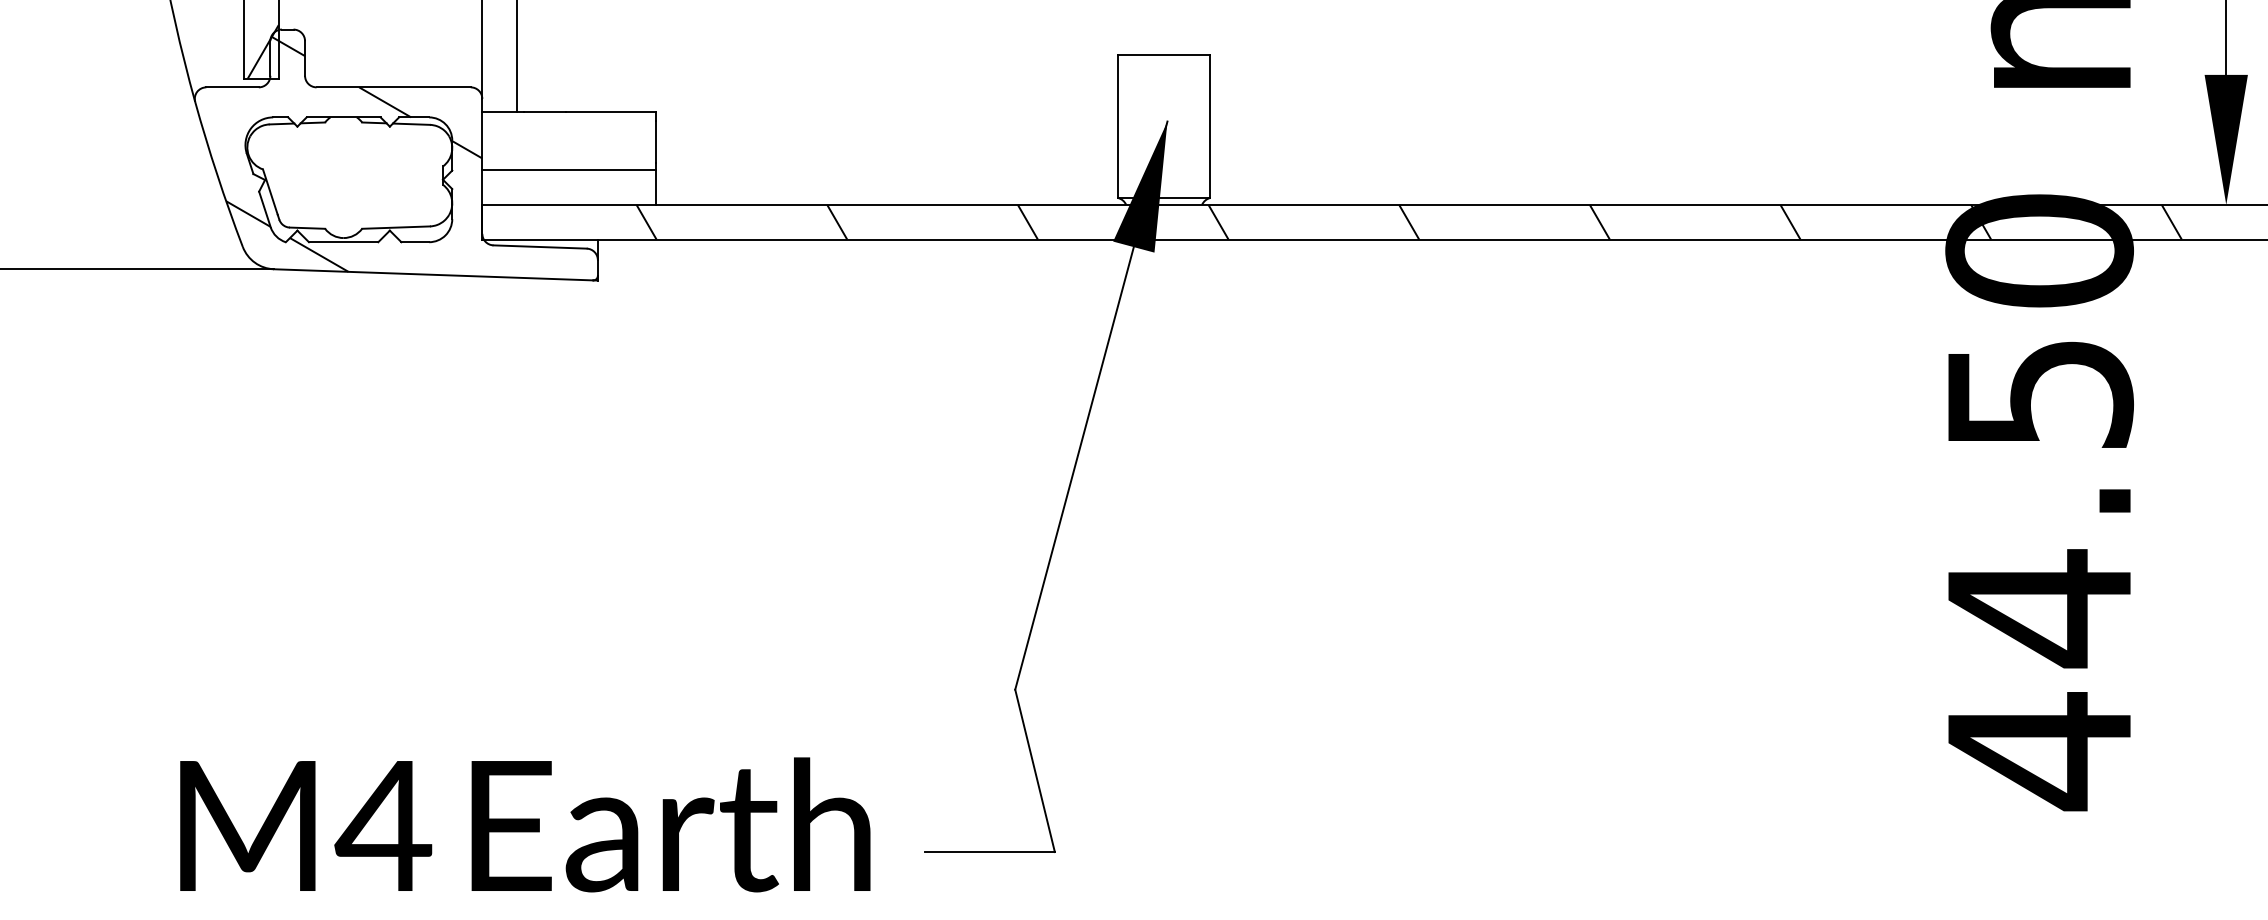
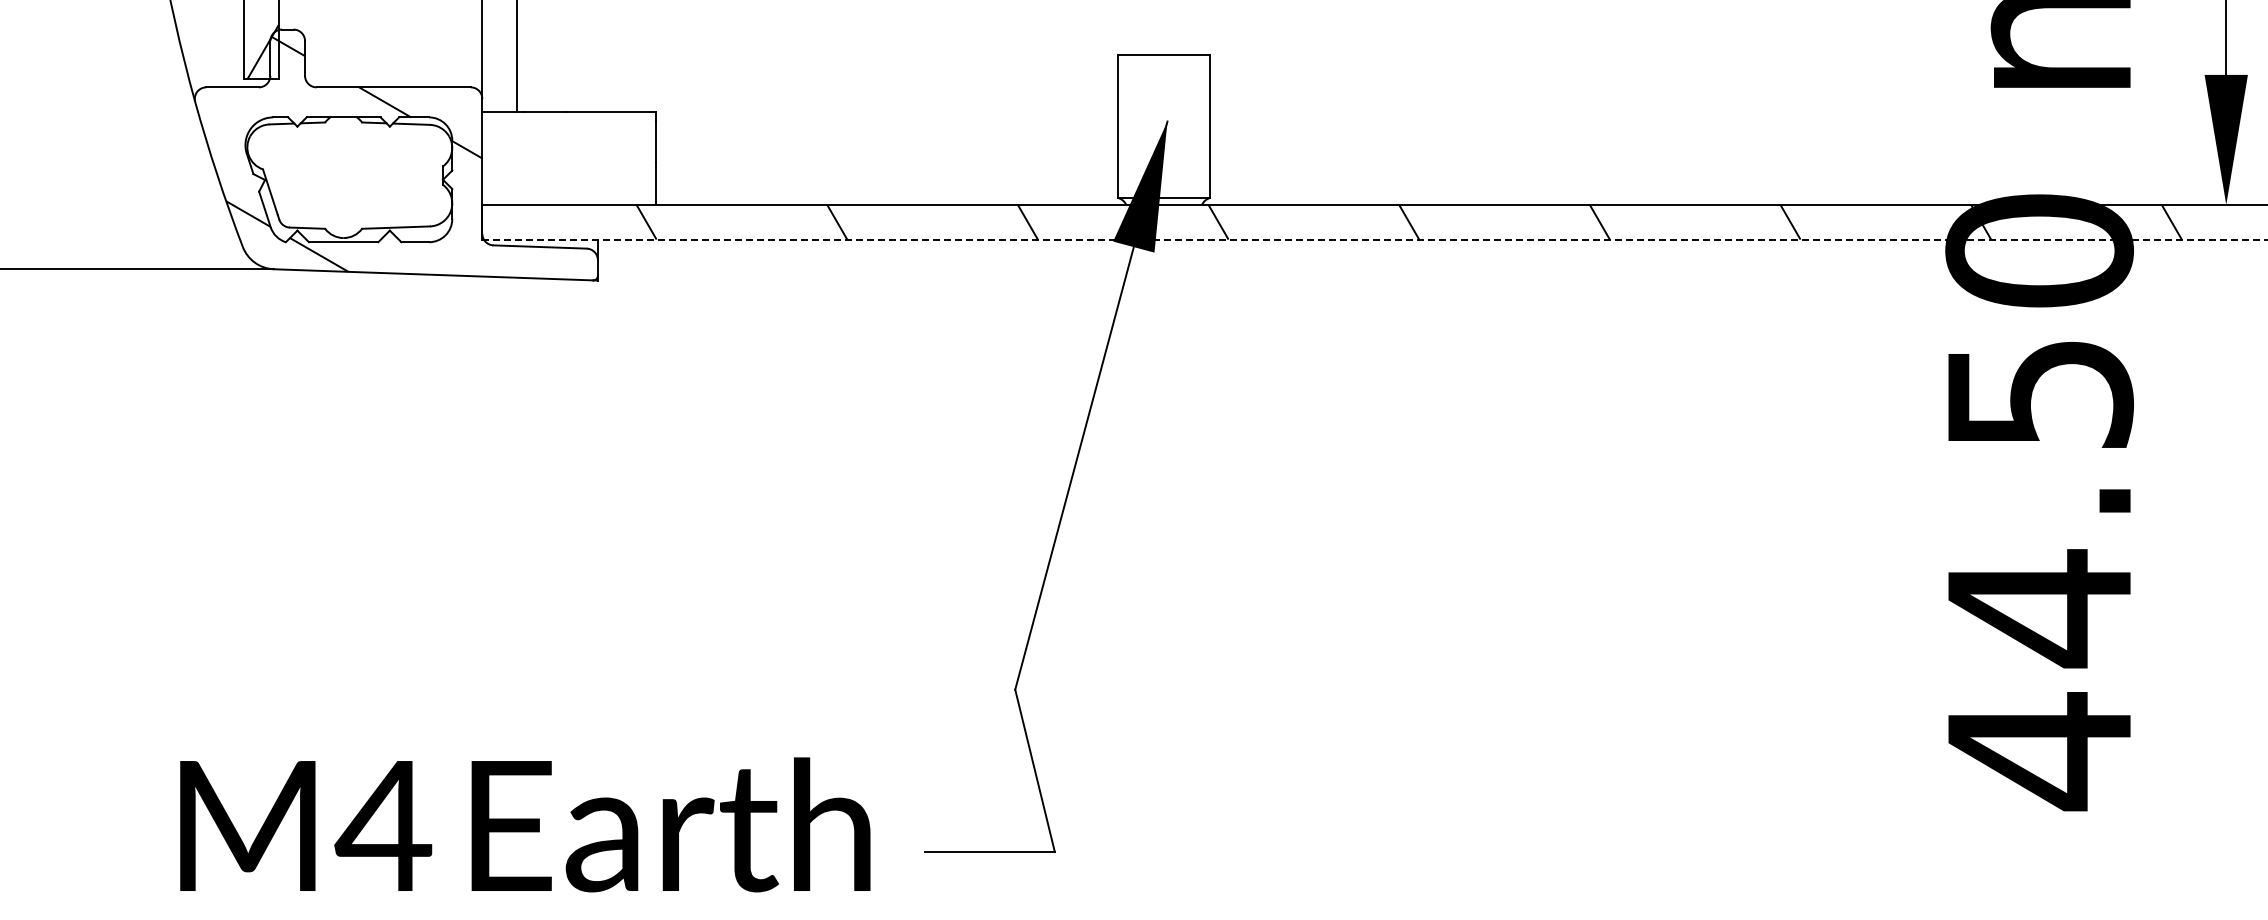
line: present -> none (568, 170)
line: solid -> dashed (1375, 239)
